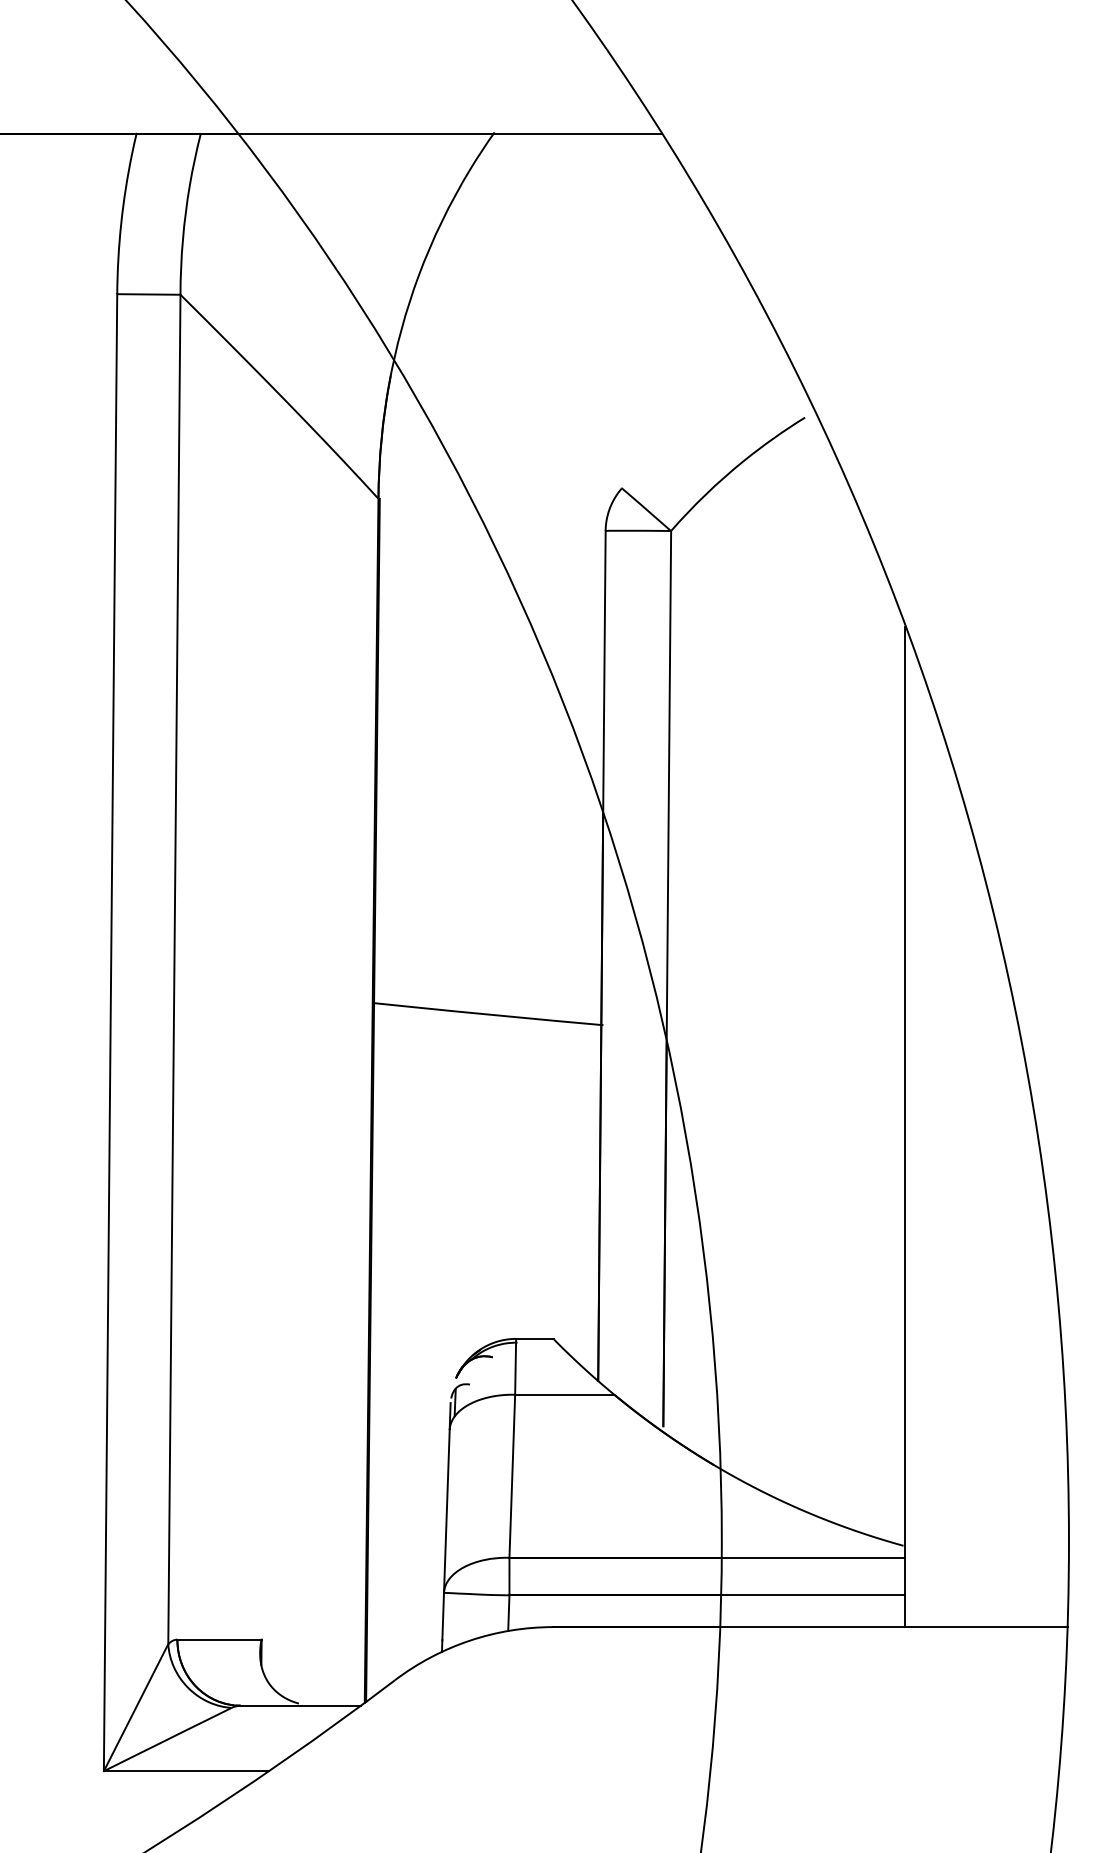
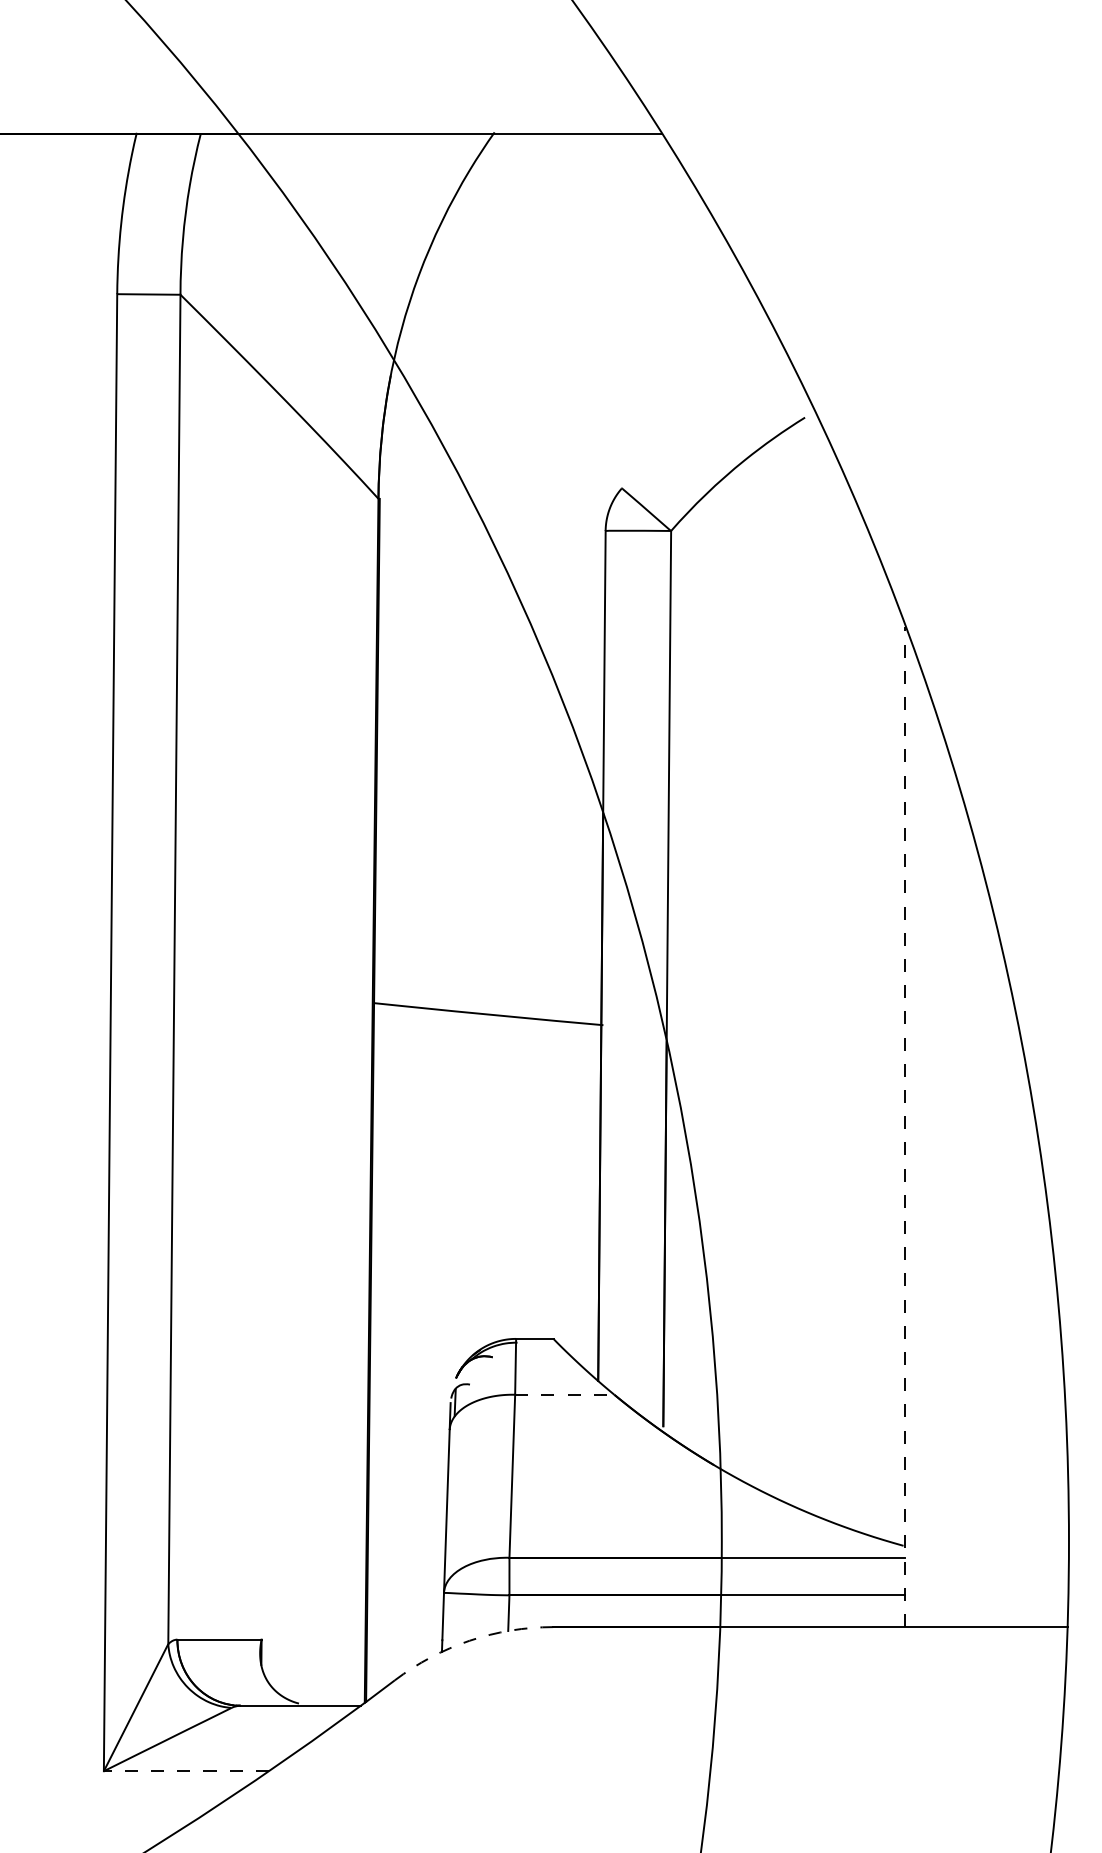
line: solid -> dashed (905, 1126)
line: solid -> dashed (564, 1394)
arc: solid -> dashed (469, 1640)
line: solid -> dashed (186, 1771)
